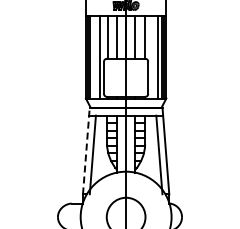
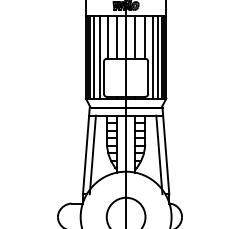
line: none -> present (94, 56)
line: none -> present (152, 56)
line: dashed -> solid (86, 150)
